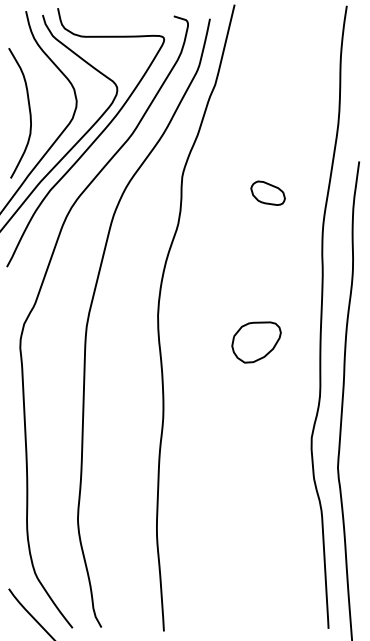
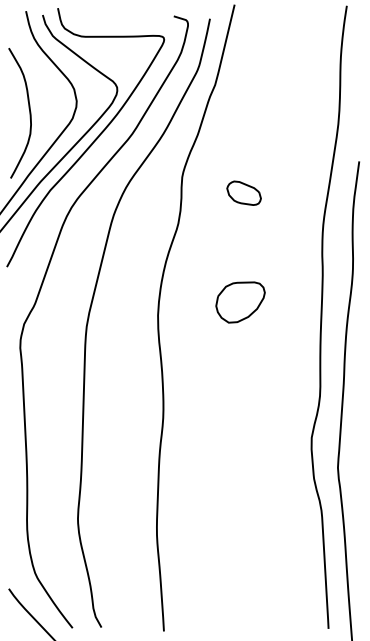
part position: (267, 192) -> (243, 192) (243, 192)
part position: (256, 342) -> (240, 302) (240, 302)
